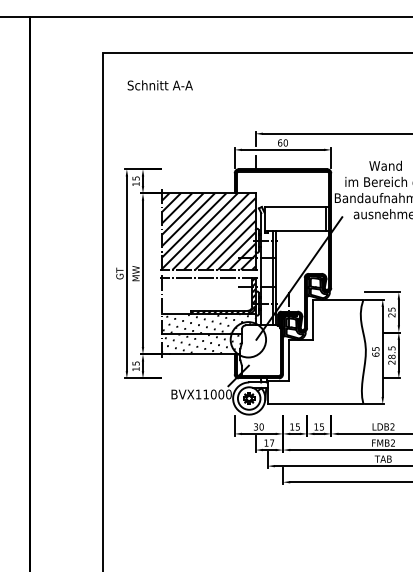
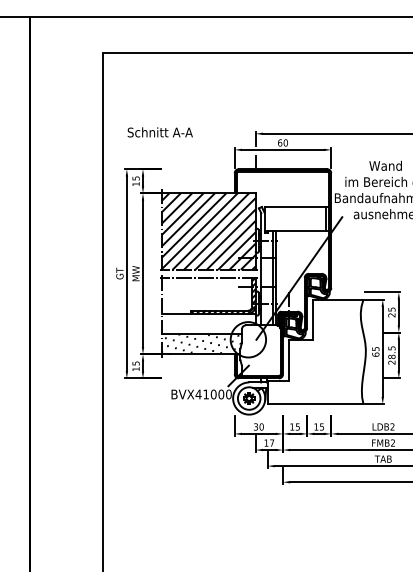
text position: (159, 85) -> (159, 132) (159, 132)
hatch: present -> none (209, 324)
text: BVX11000 -> BVX41000 (198, 394)
